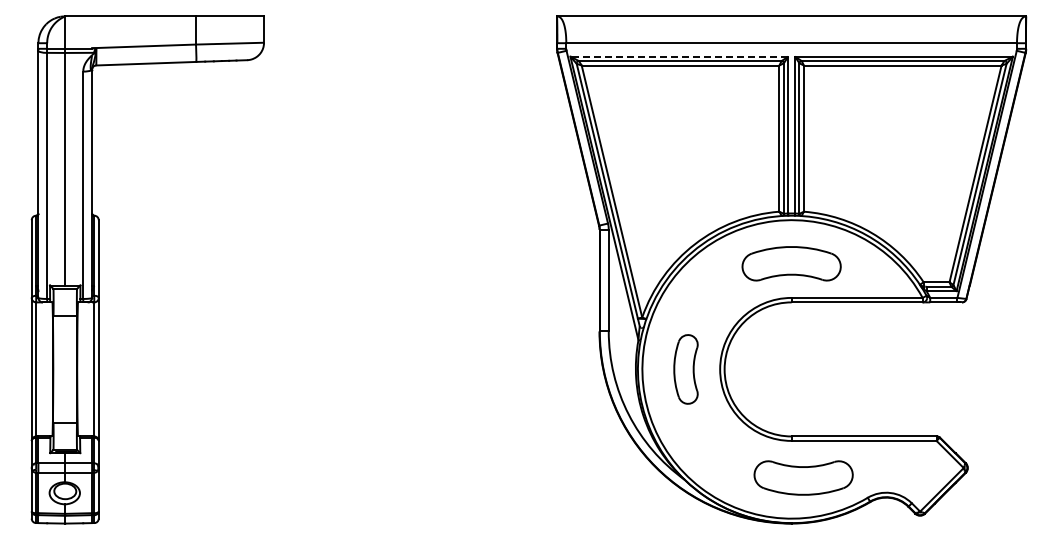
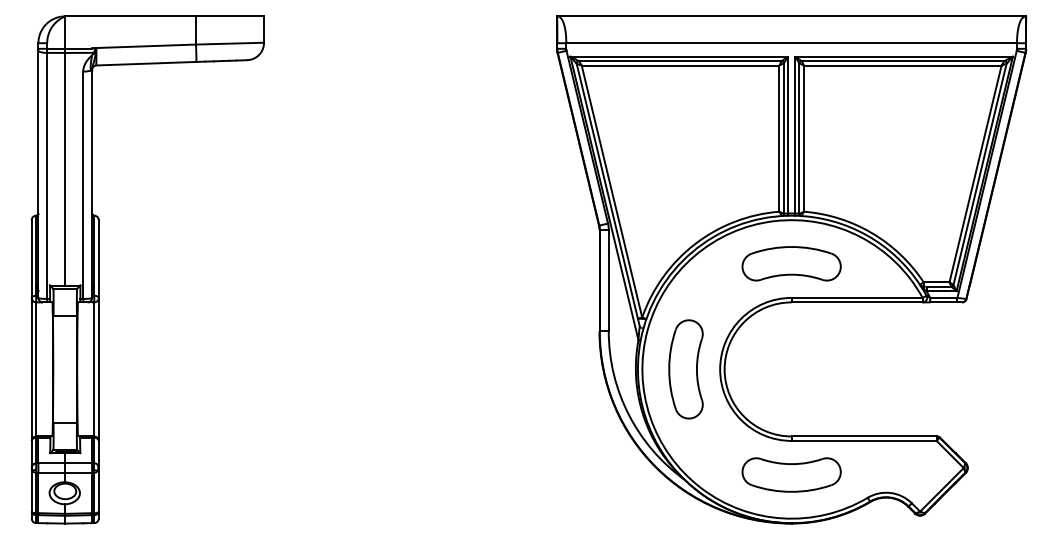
line: dashed -> solid (679, 56)
part size: 26x71 px -> 36x101 px (685, 369)
part position: (803, 477) -> (791, 474) (791, 474)
